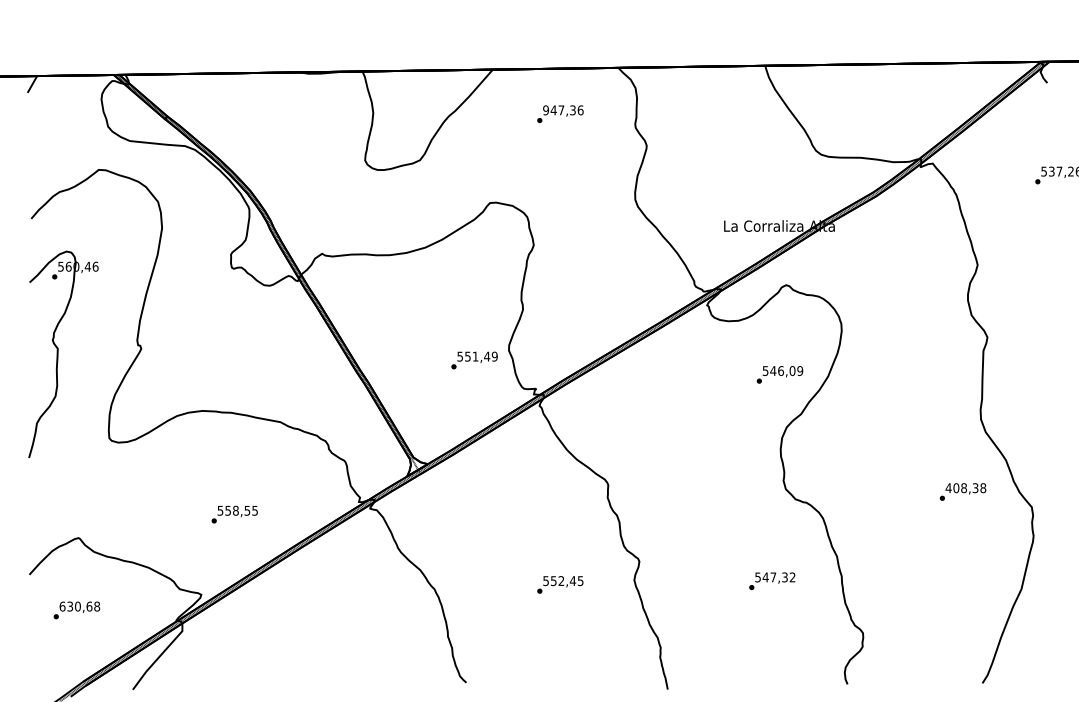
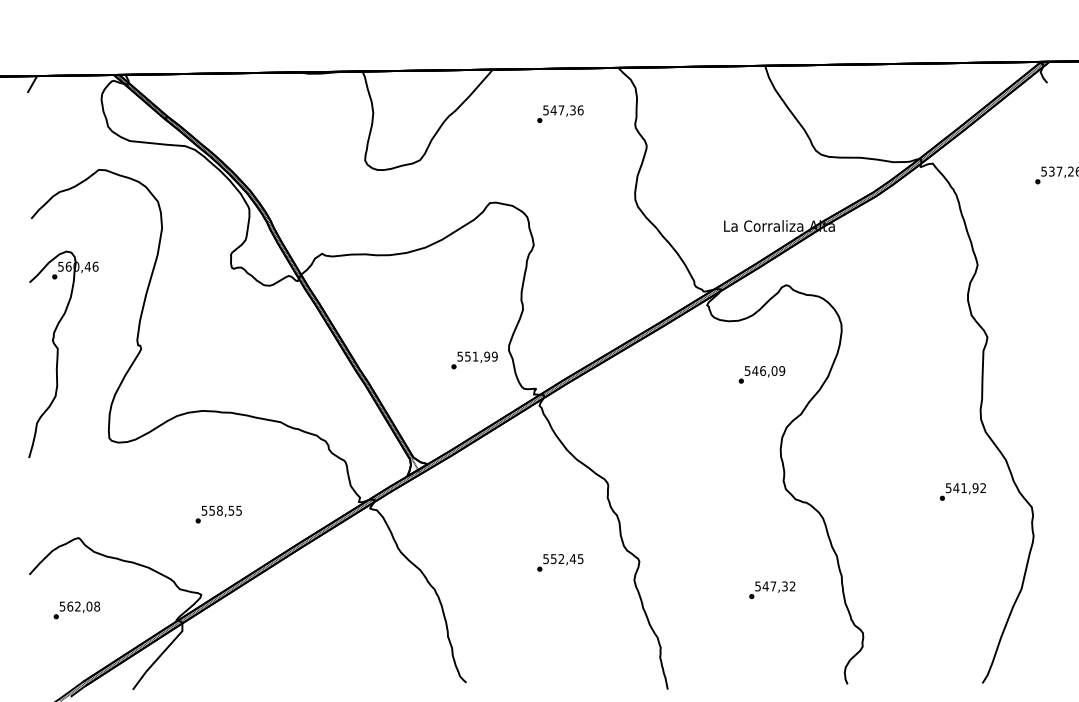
text: 947,36 -> 547,36 (545, 109)
text: 551,49 -> 551,99 (487, 356)
text position: (779, 374) -> (761, 374) (761, 374)
text: 408,38 -> 541,92 (965, 488)
text position: (234, 514) -> (218, 514) (218, 514)
text position: (772, 581) -> (772, 590) (772, 590)
text position: (560, 584) -> (560, 562) (560, 562)
text: 630,68 -> 562,08 (75, 606)
